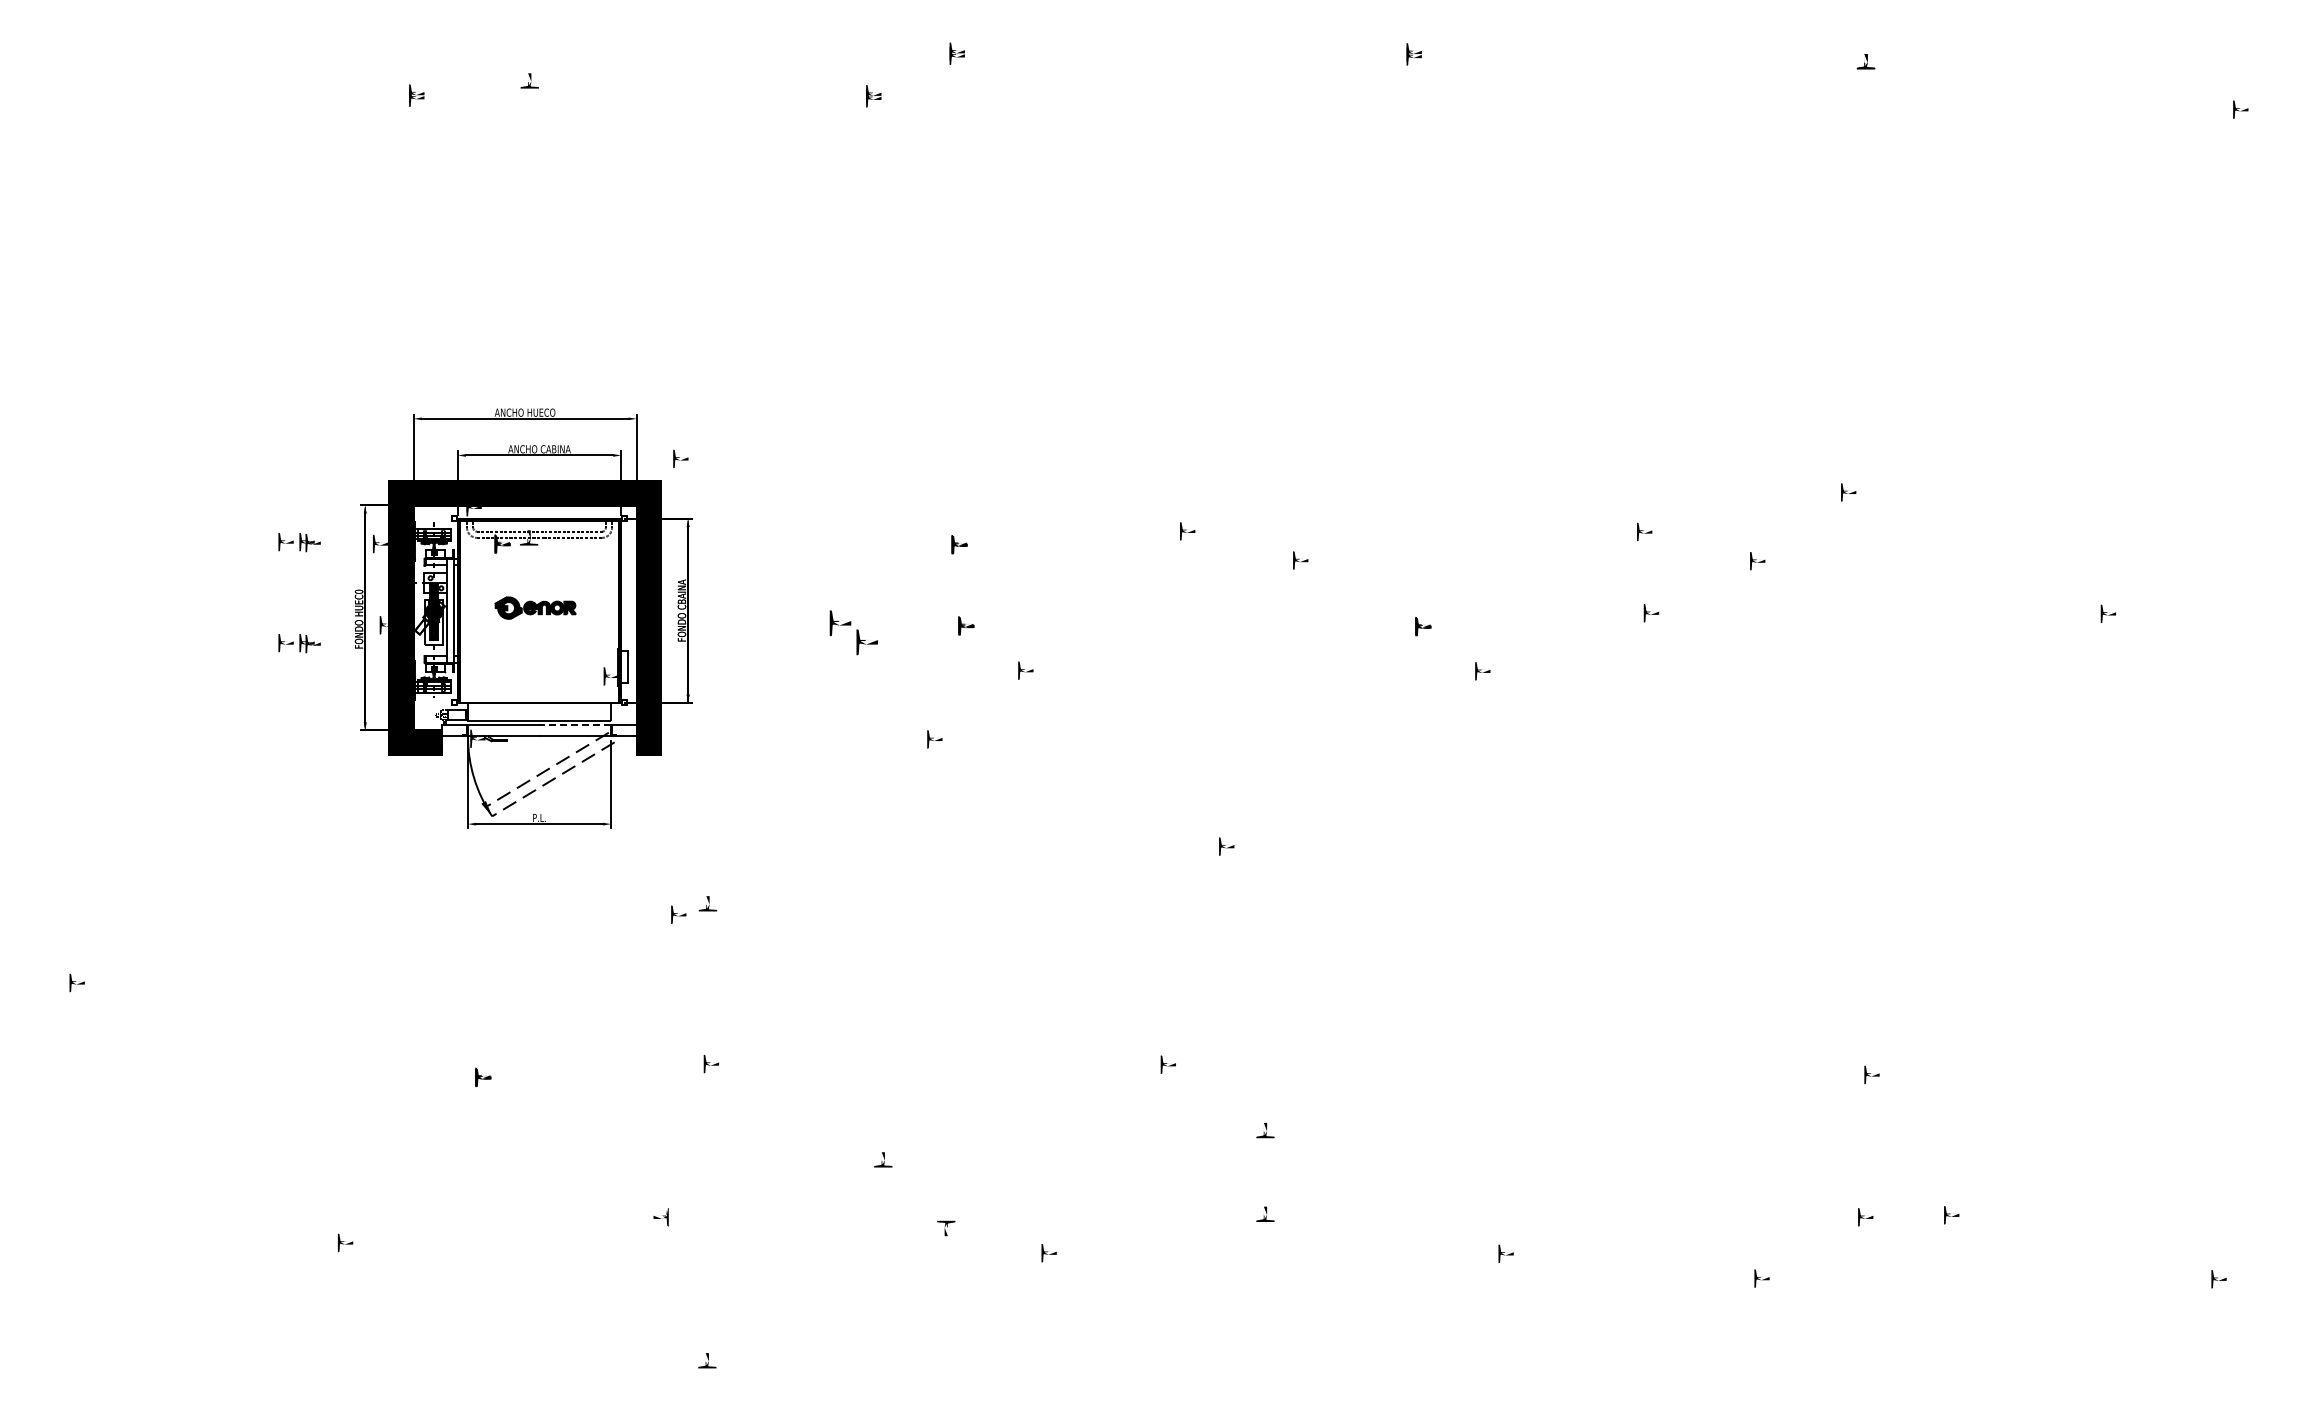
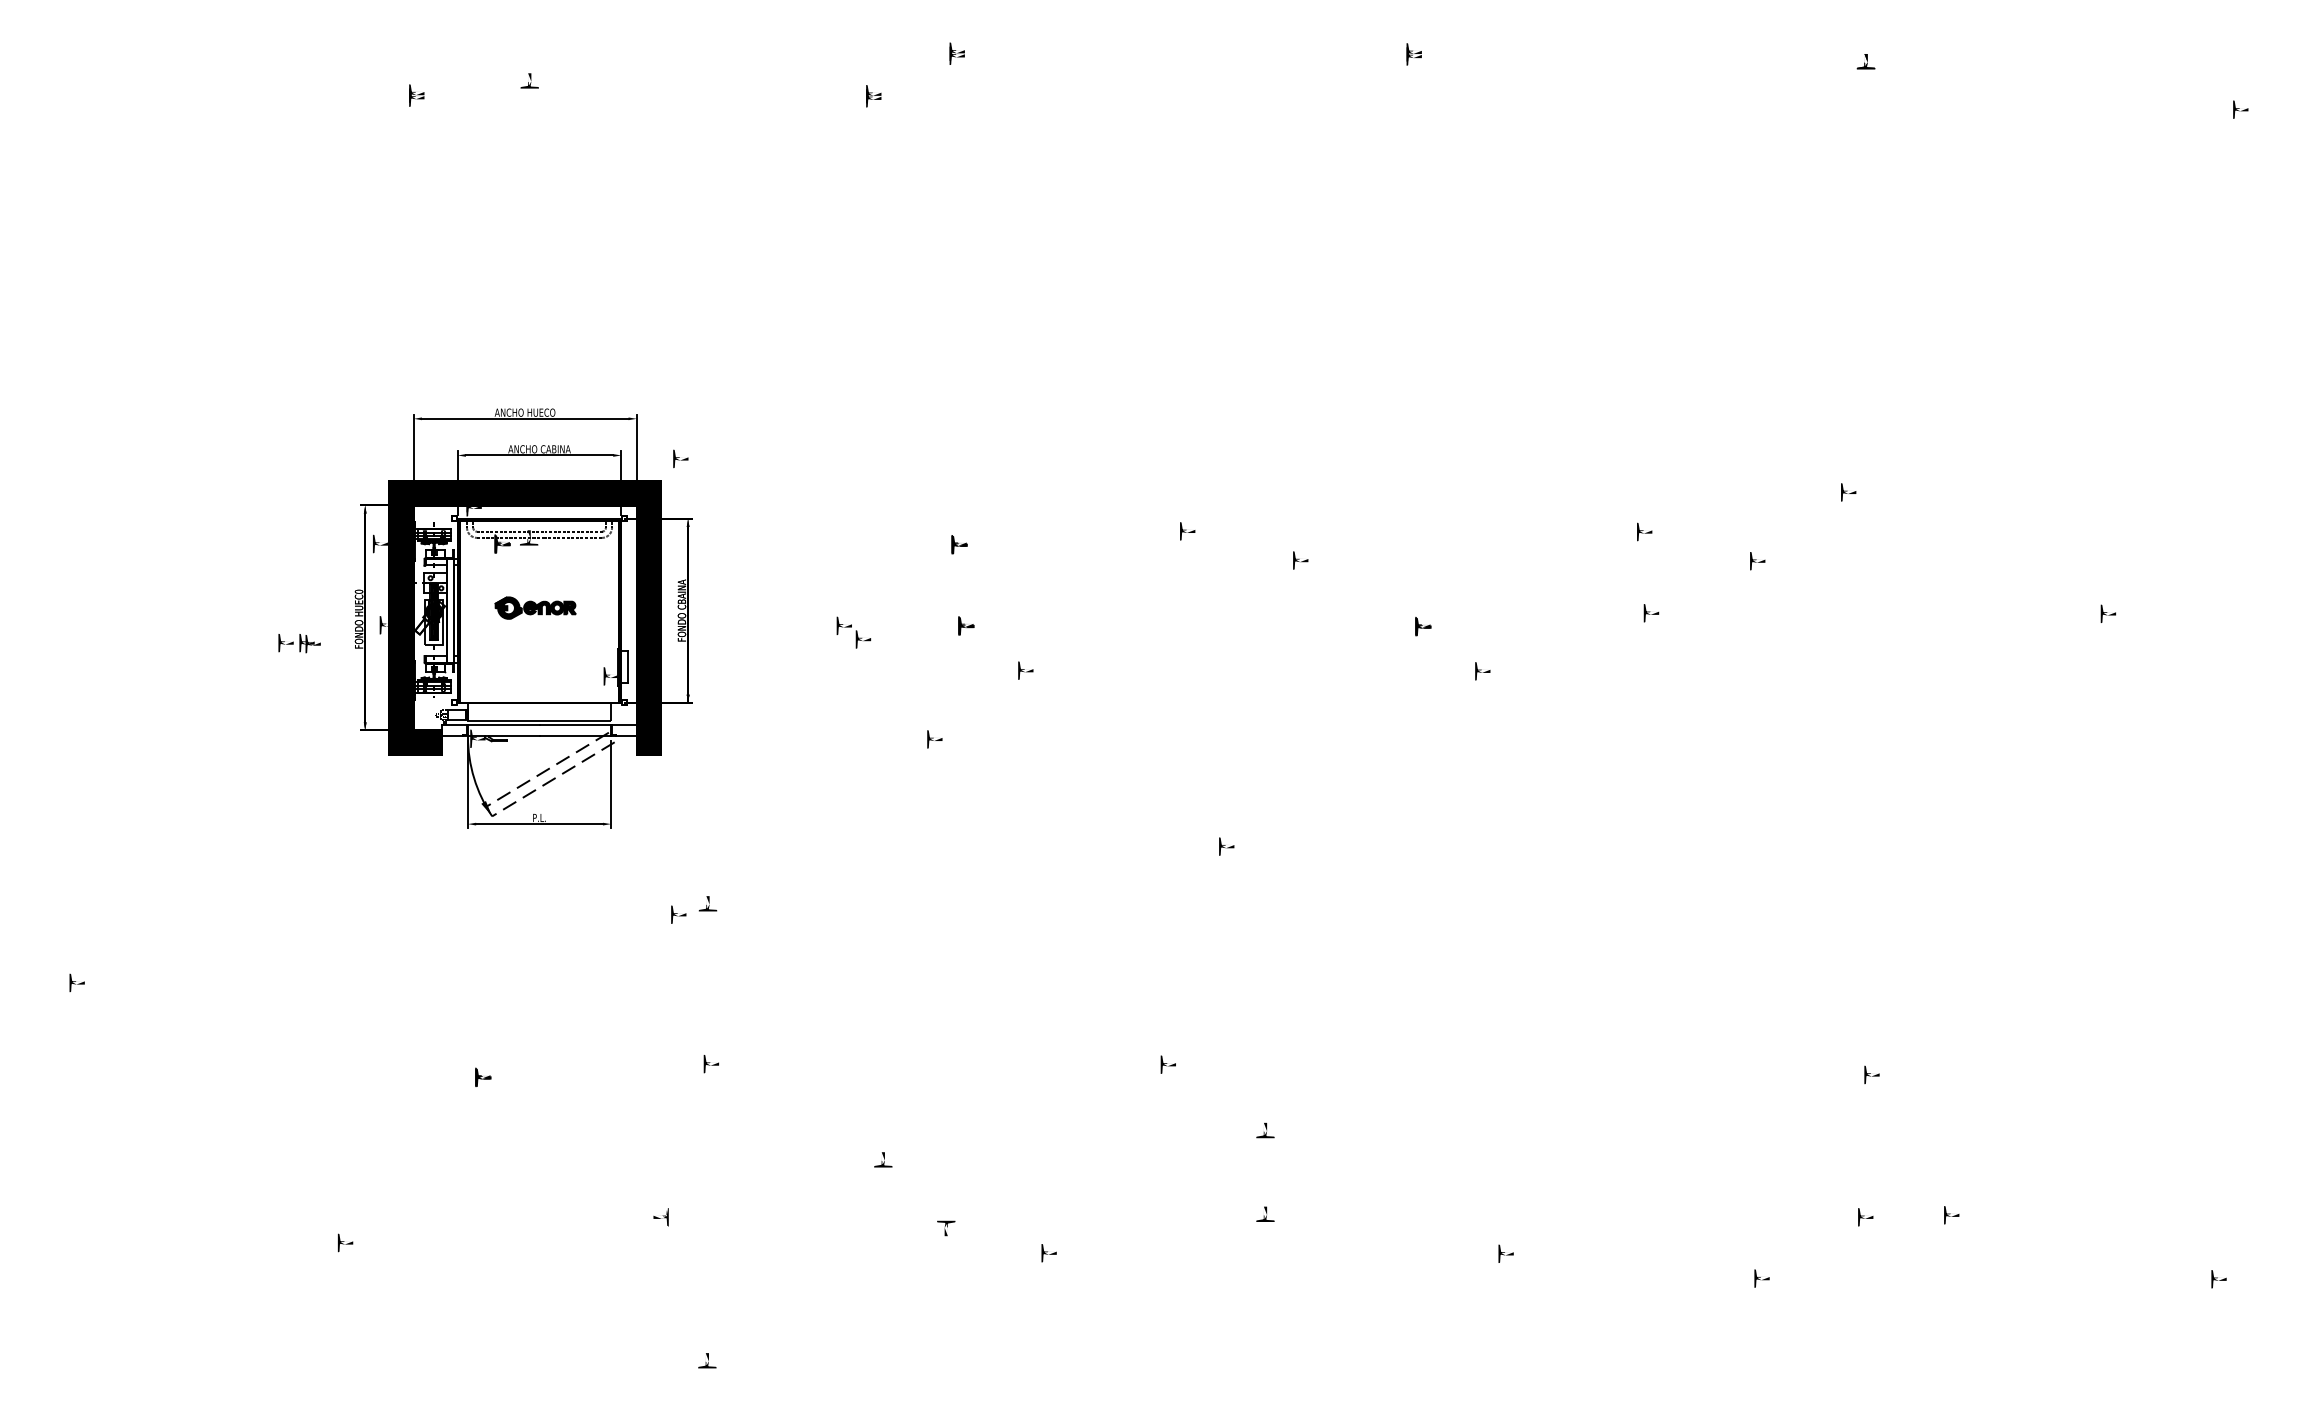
part: present -> none (299, 542)
part size: 49x46 px -> 36x33 px (853, 632)
line: dashed -> solid (575, 725)
